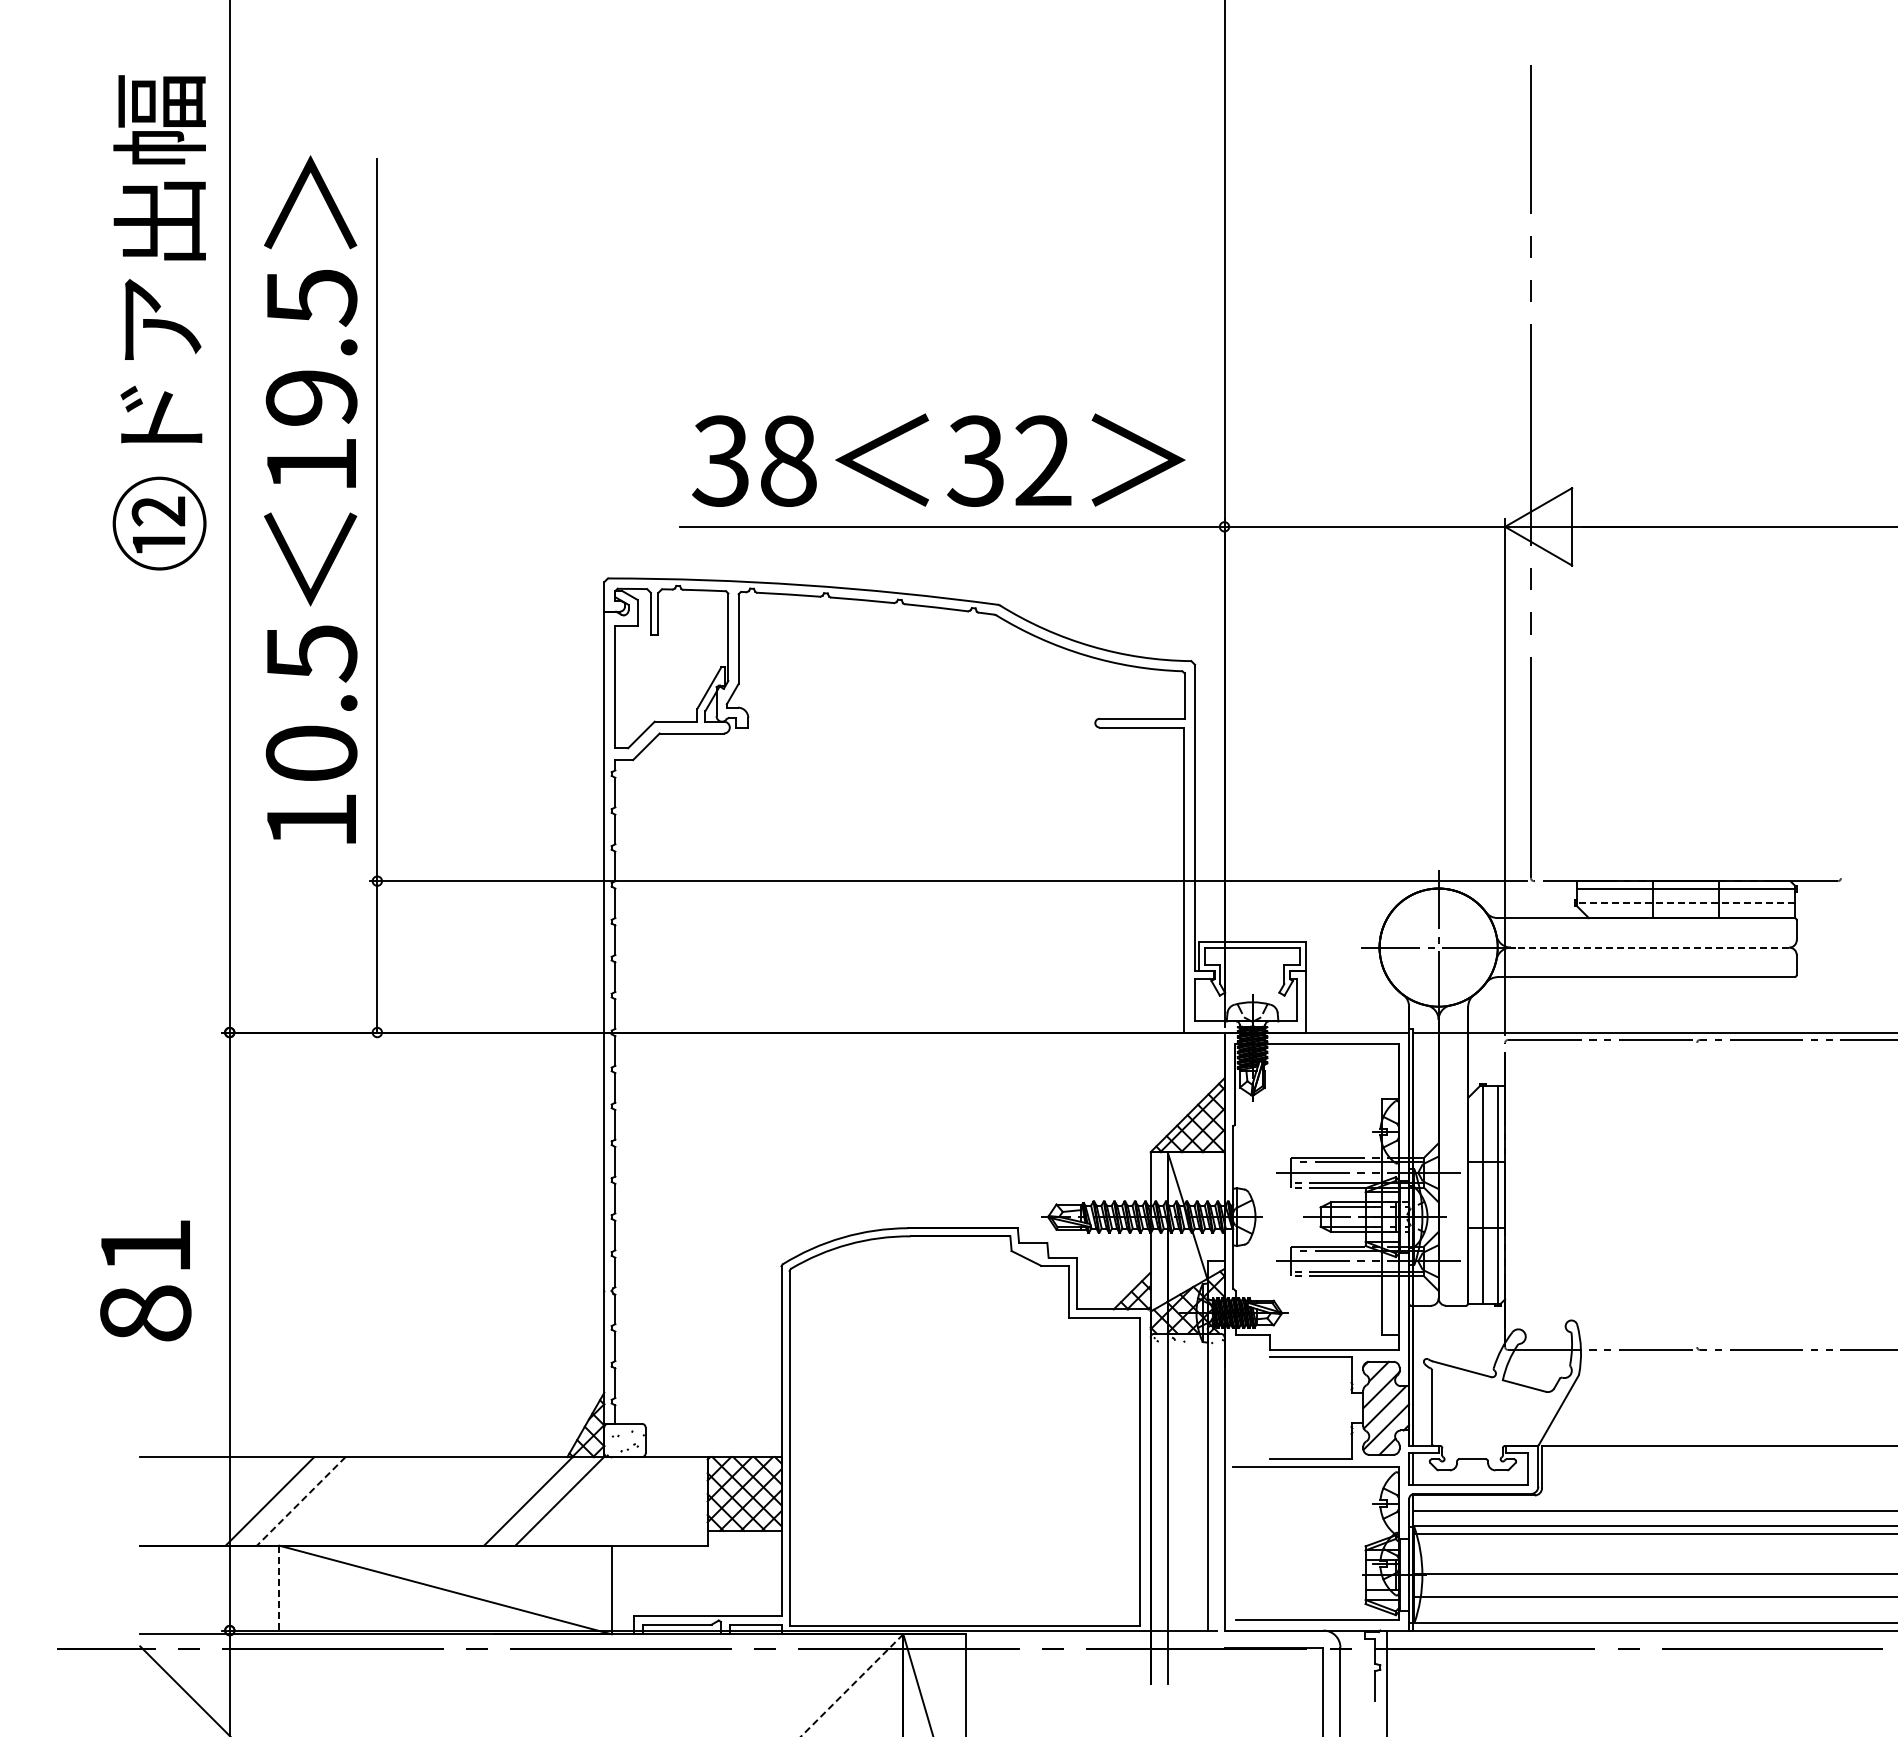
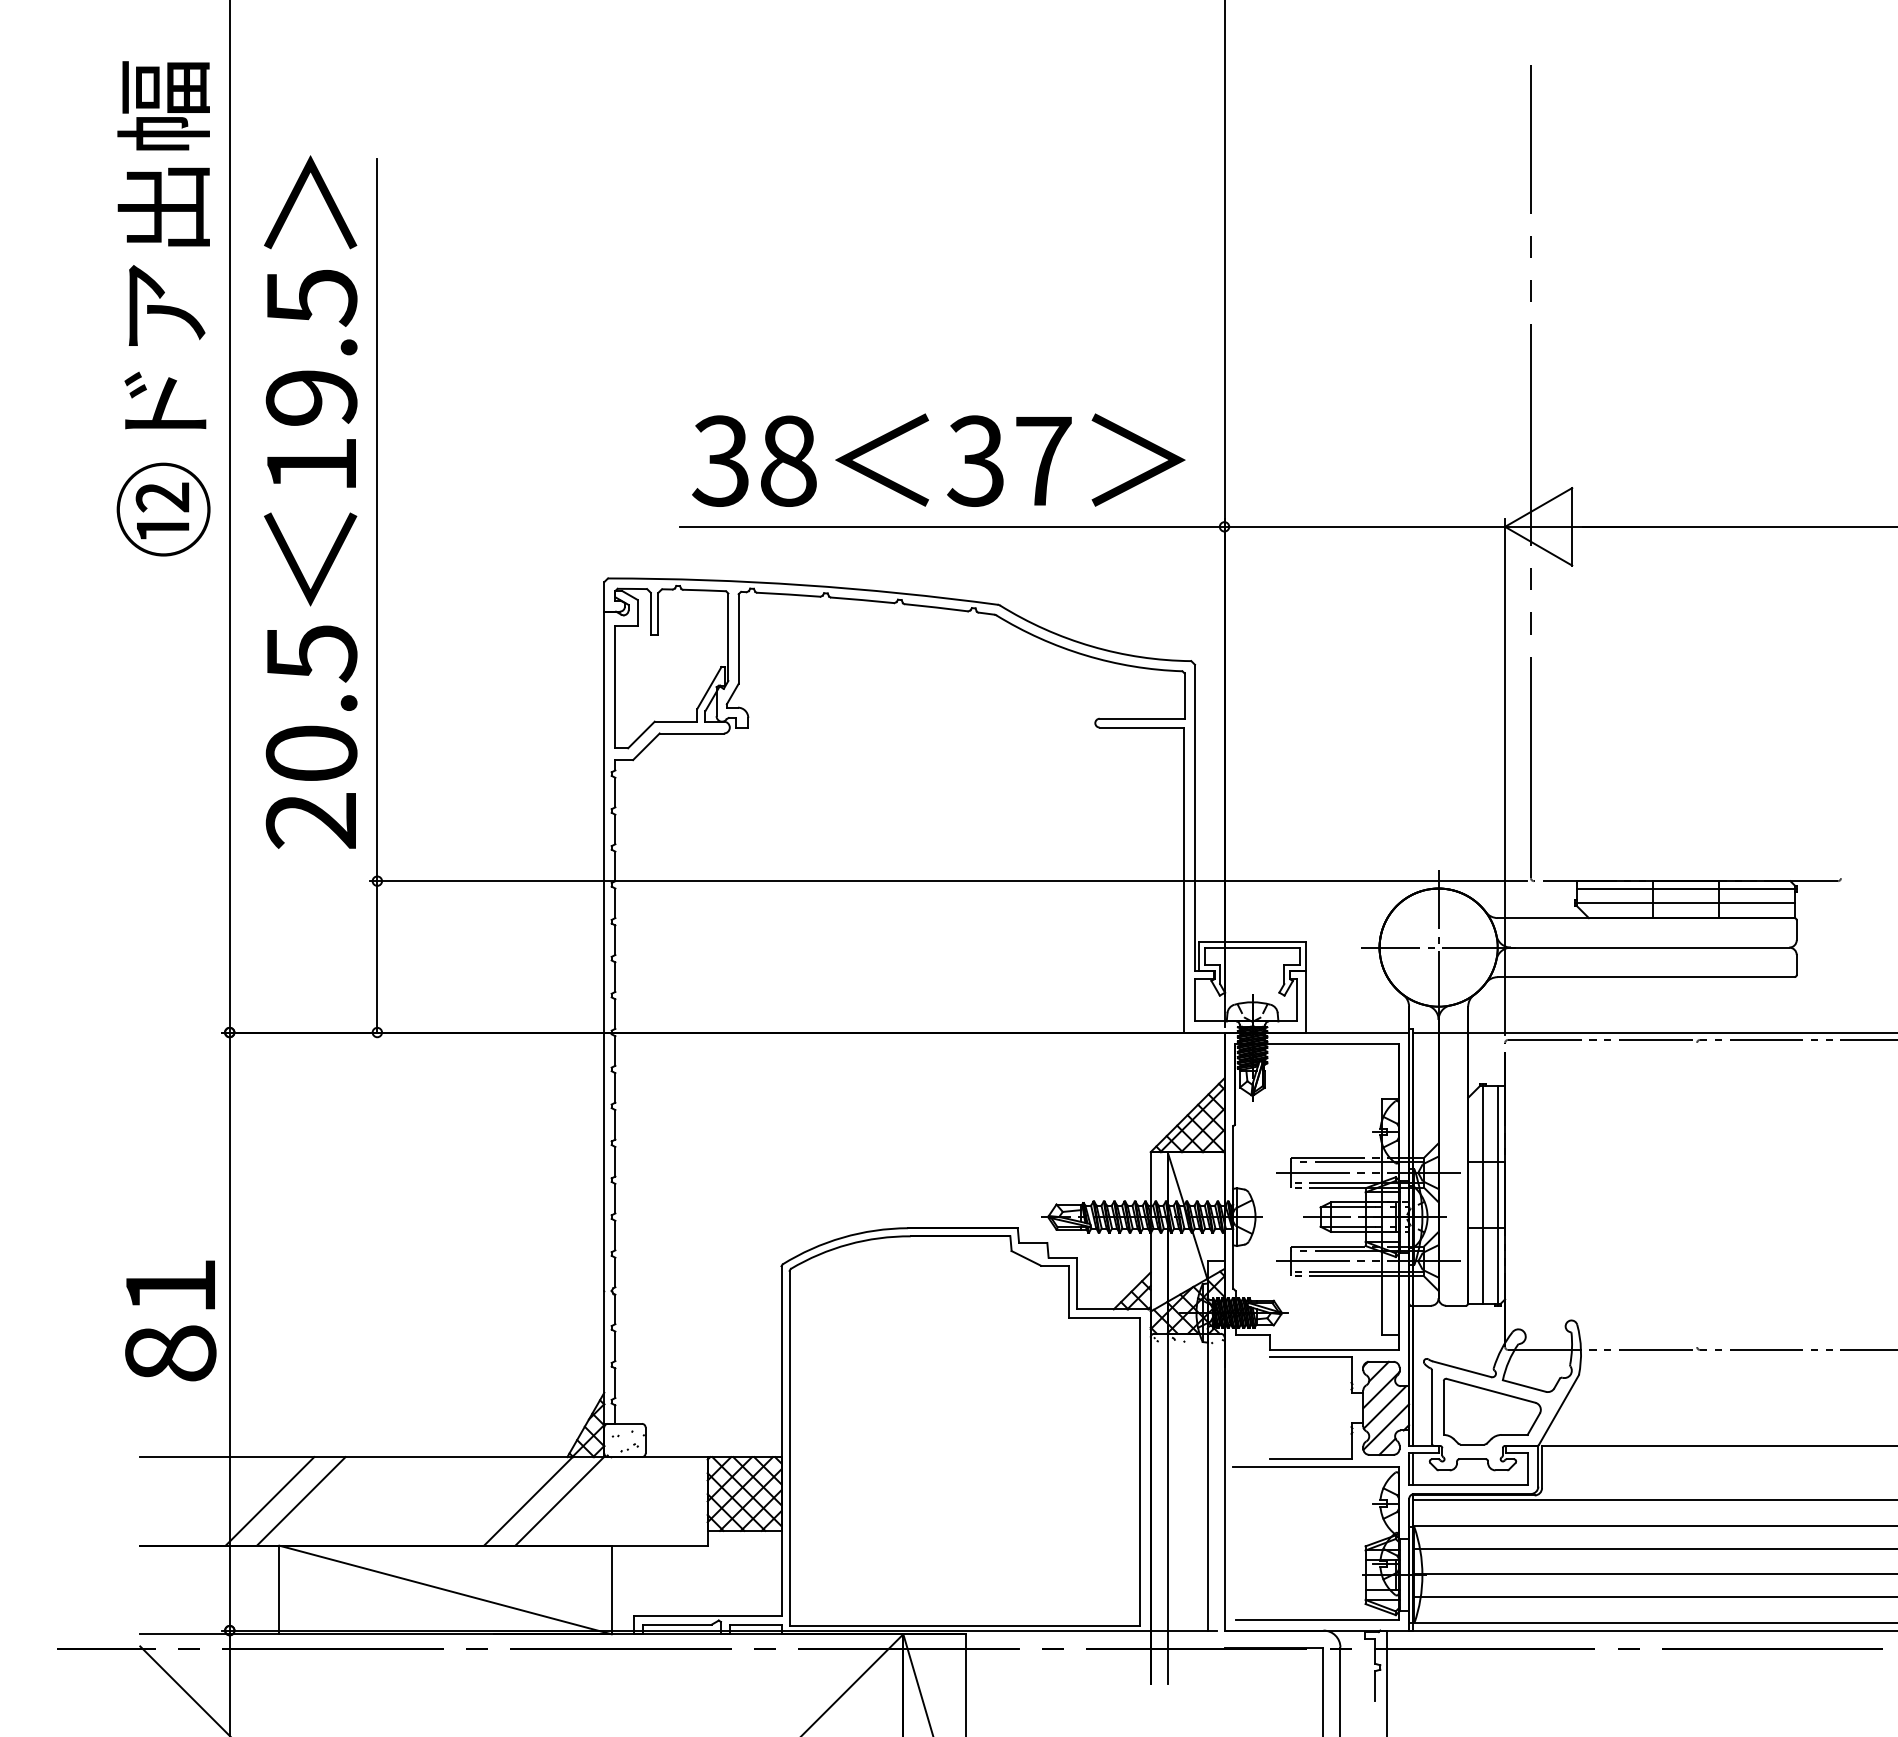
text position: (159, 322) -> (163, 308) (163, 308)
text: 32 -> 37 (1043, 460)
text: 10.5 -> 20.5 (310, 820)
line: dashed -> solid (1685, 903)
line: dashed -> solid (1649, 947)
text position: (145, 1280) -> (170, 1320) (170, 1320)
part: none -> present (1492, 1411)
line: dashed -> solid (301, 1501)
line position: (1653, 1510) -> (1653, 1499) (1653, 1499)
line position: (1653, 1533) -> (1653, 1548) (1653, 1548)
line: dashed -> solid (279, 1590)
line: dashed -> solid (851, 1685)
